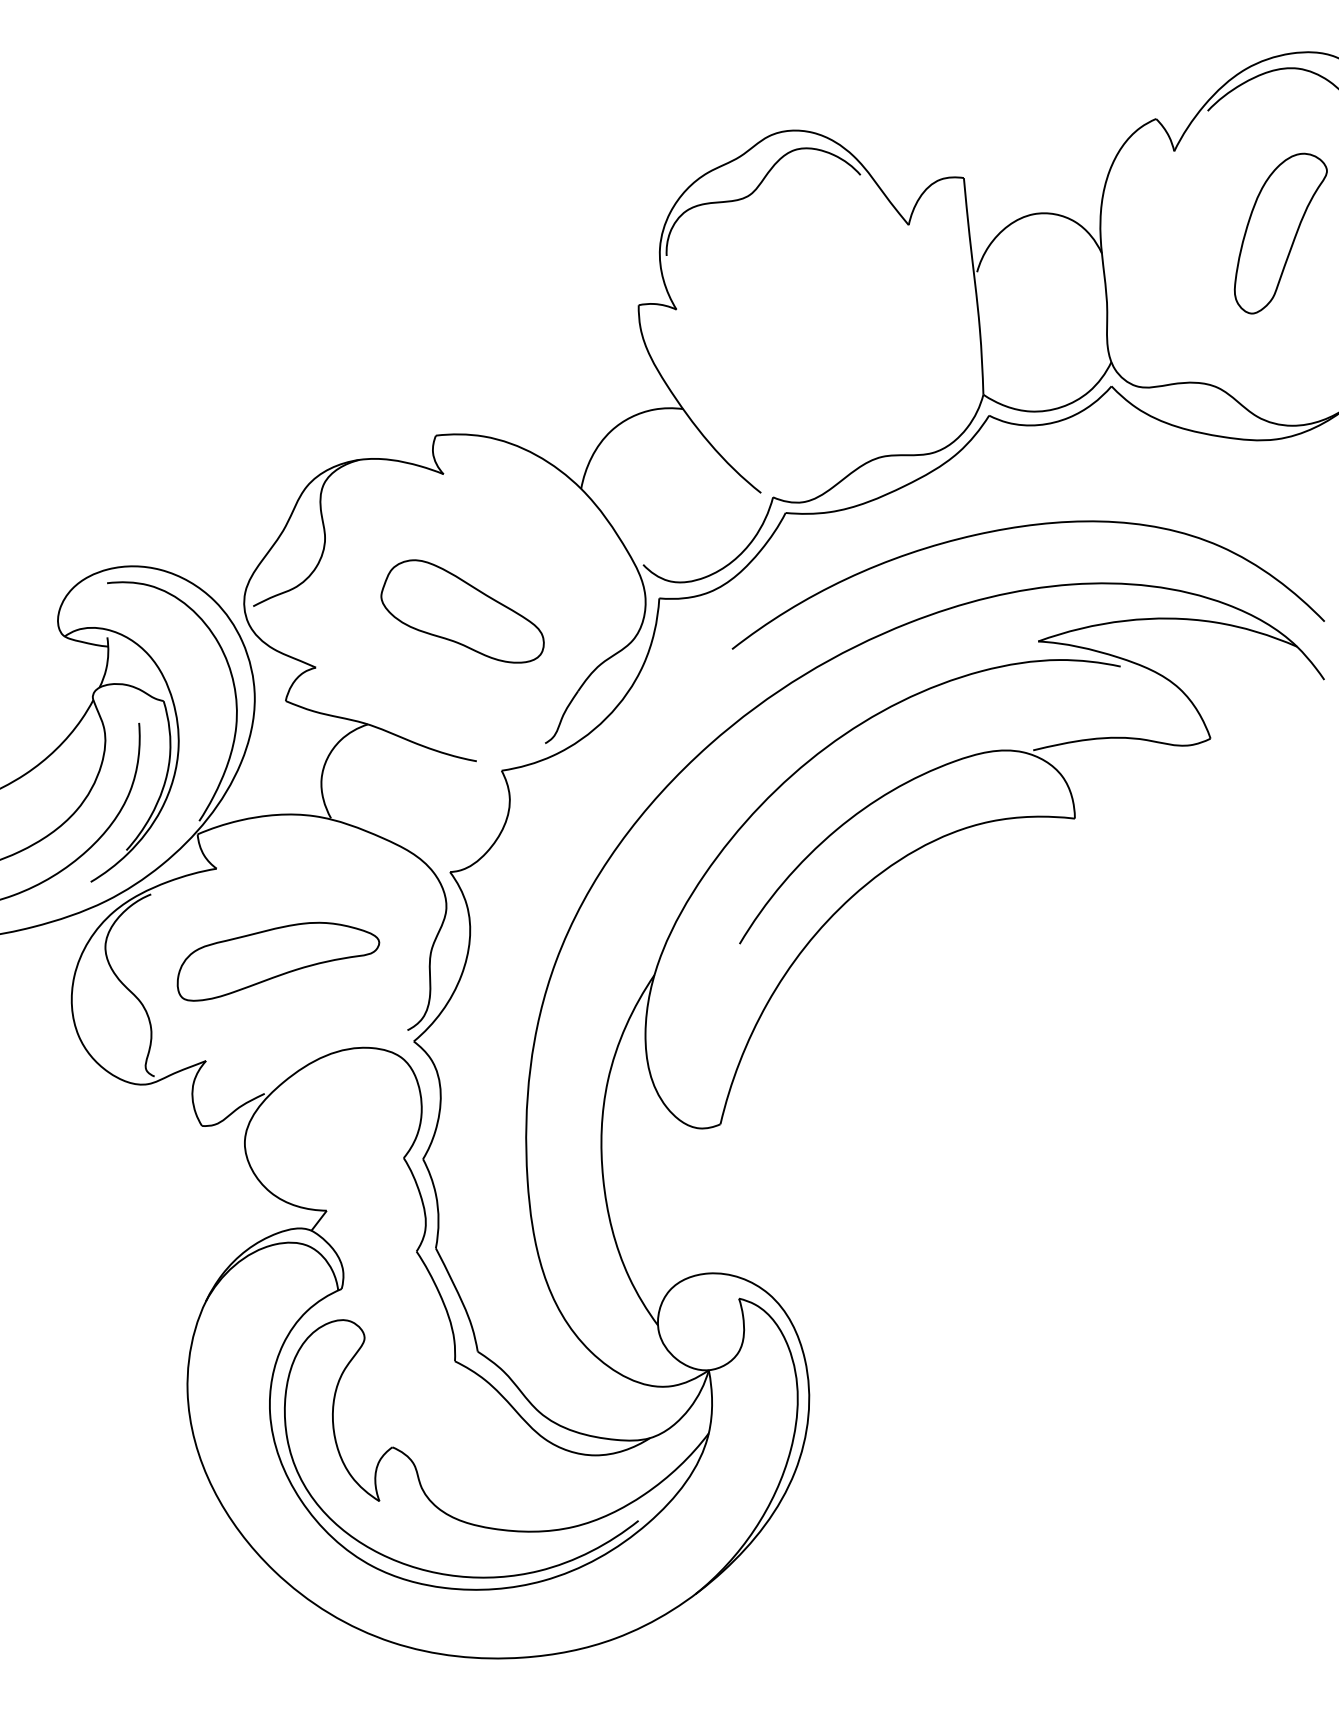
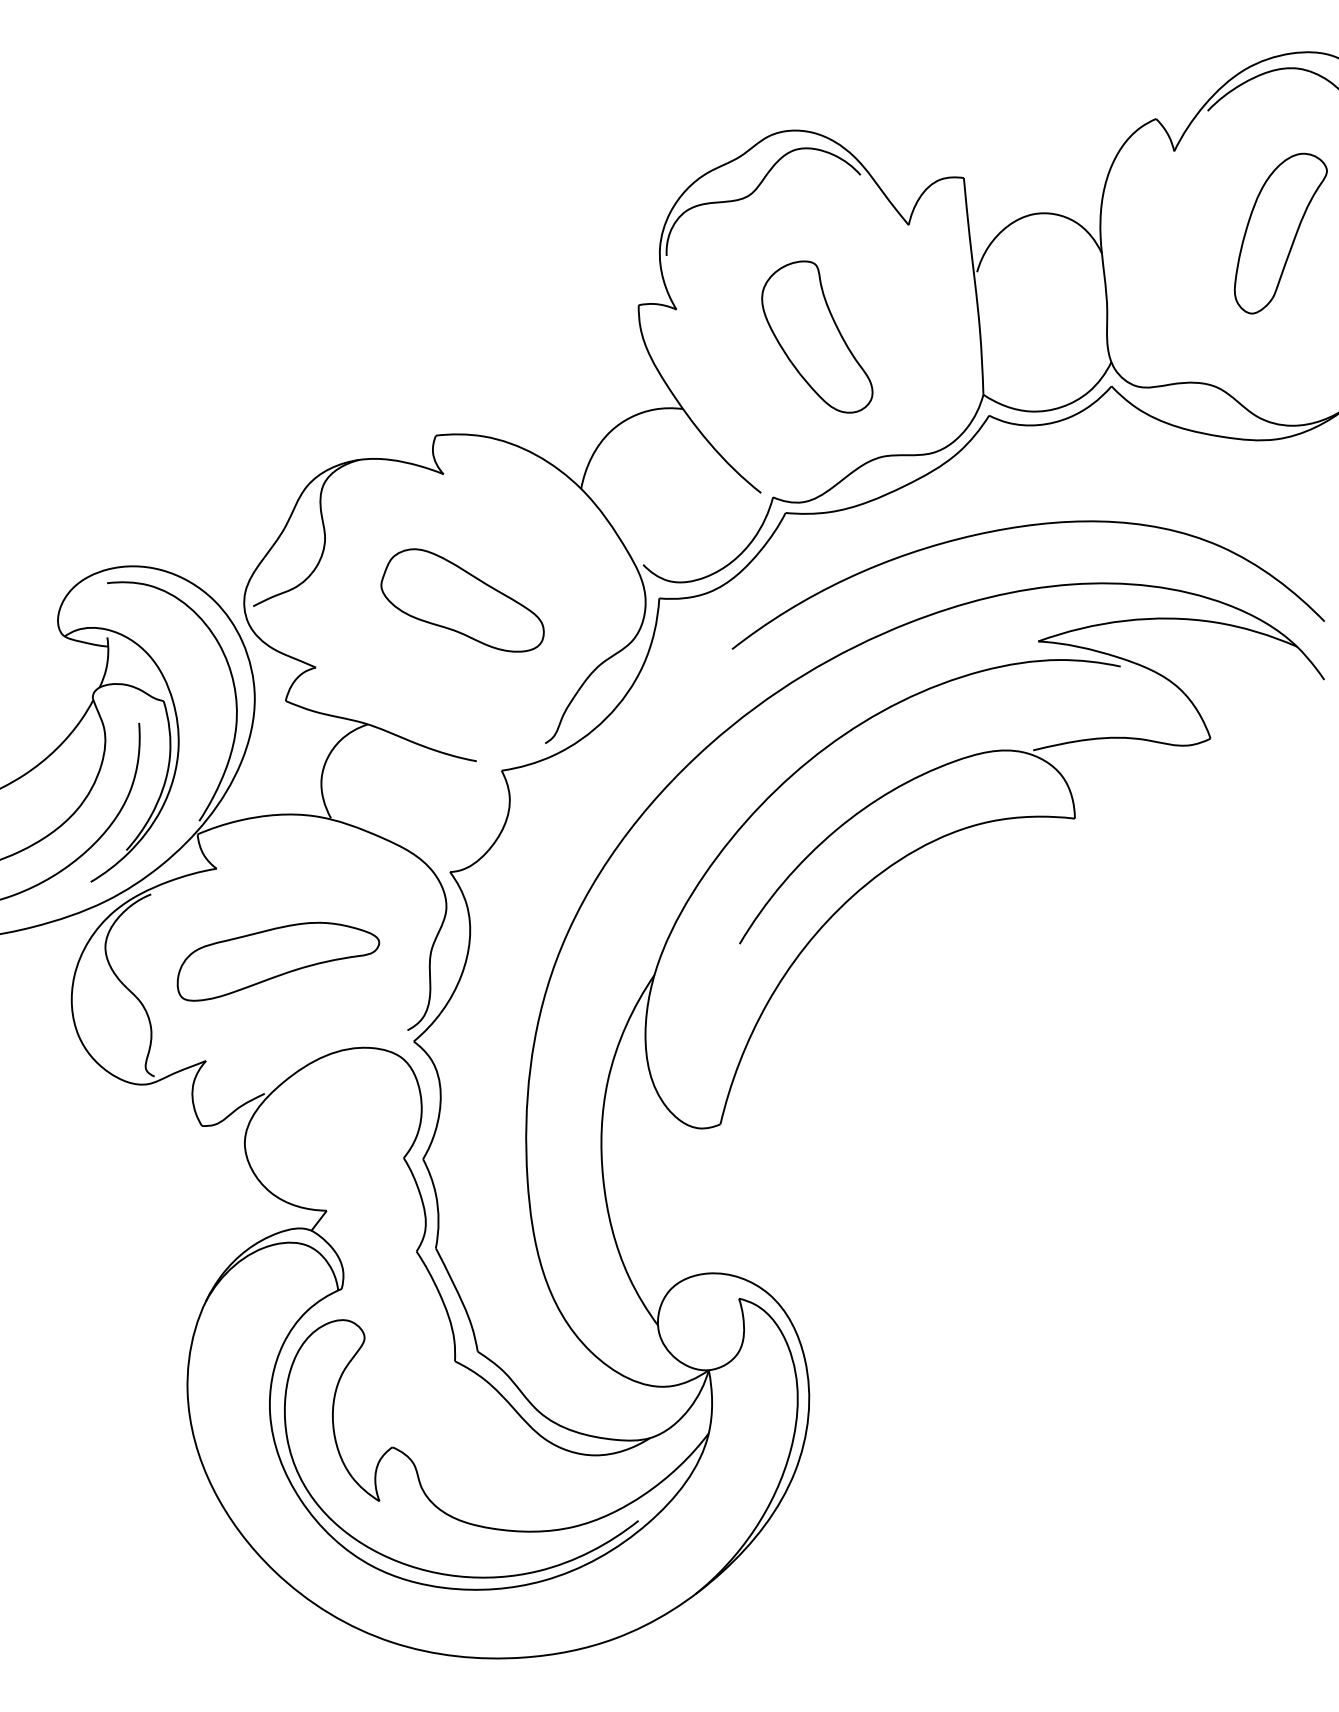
part: none -> present (817, 336)
part position: (462, 611) -> (462, 600) (462, 600)
